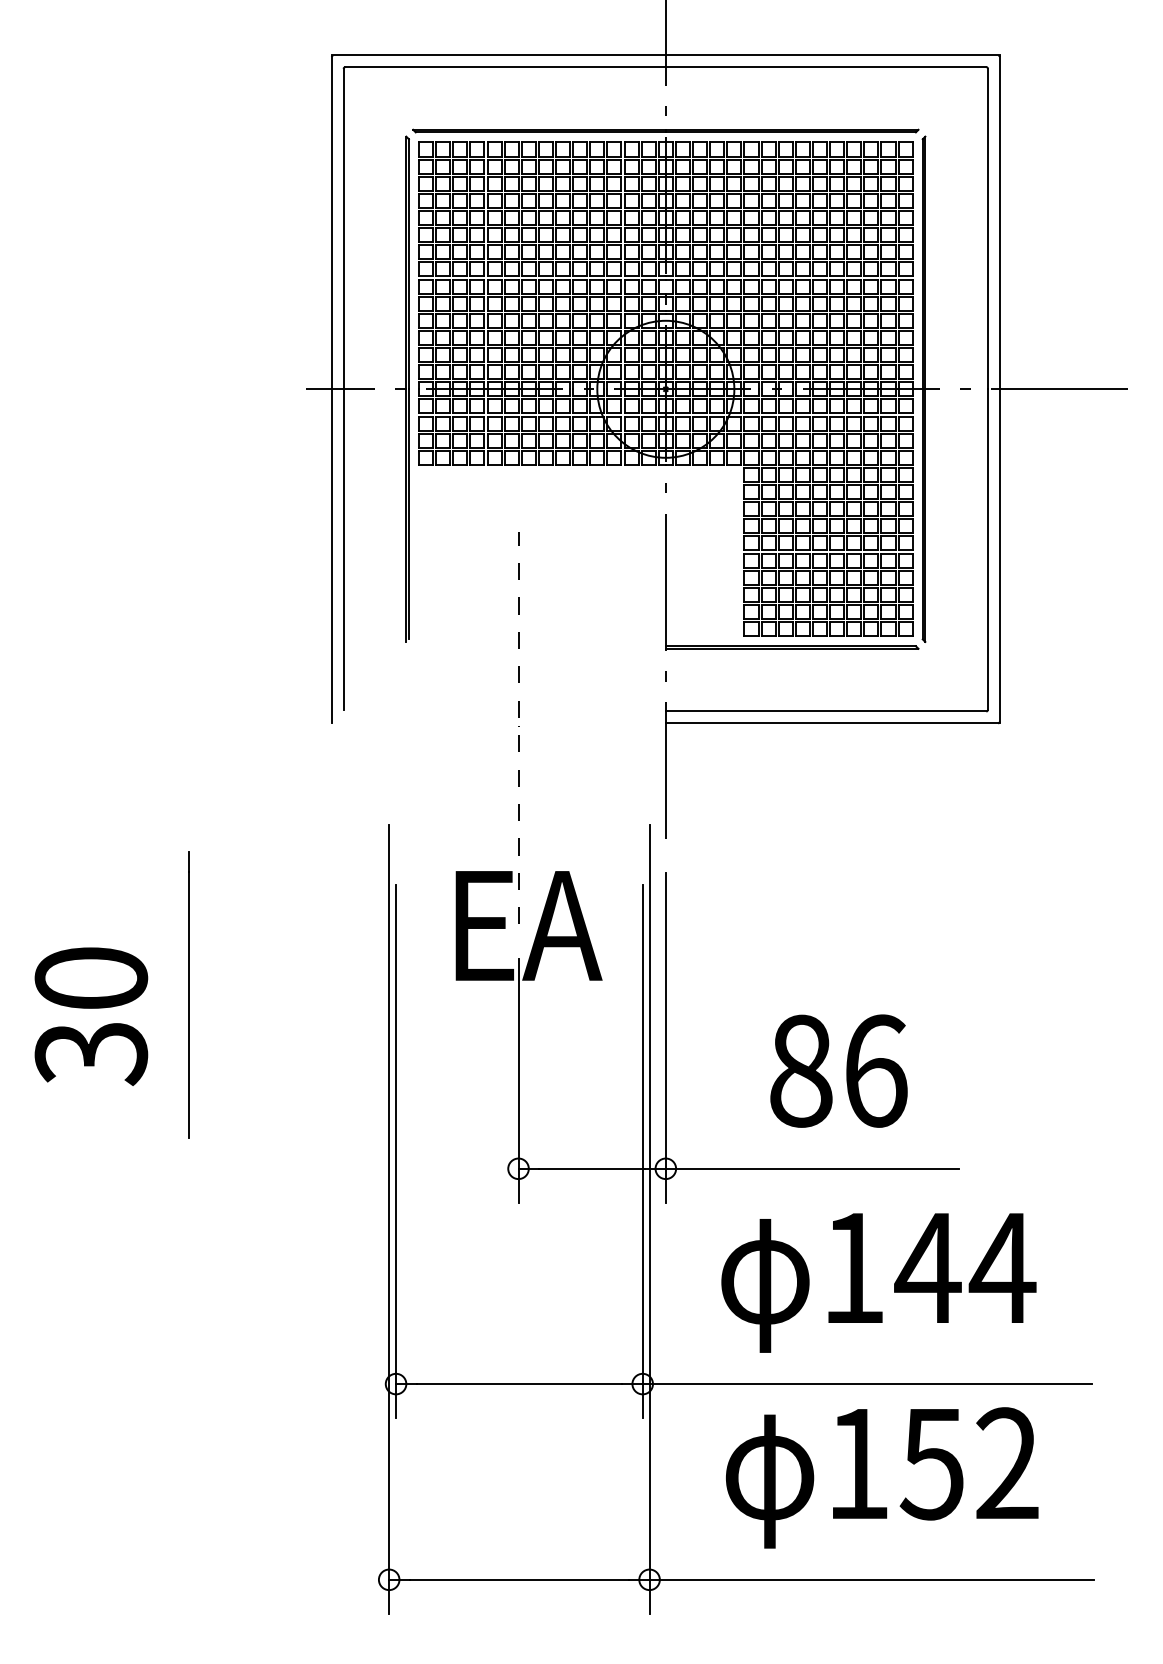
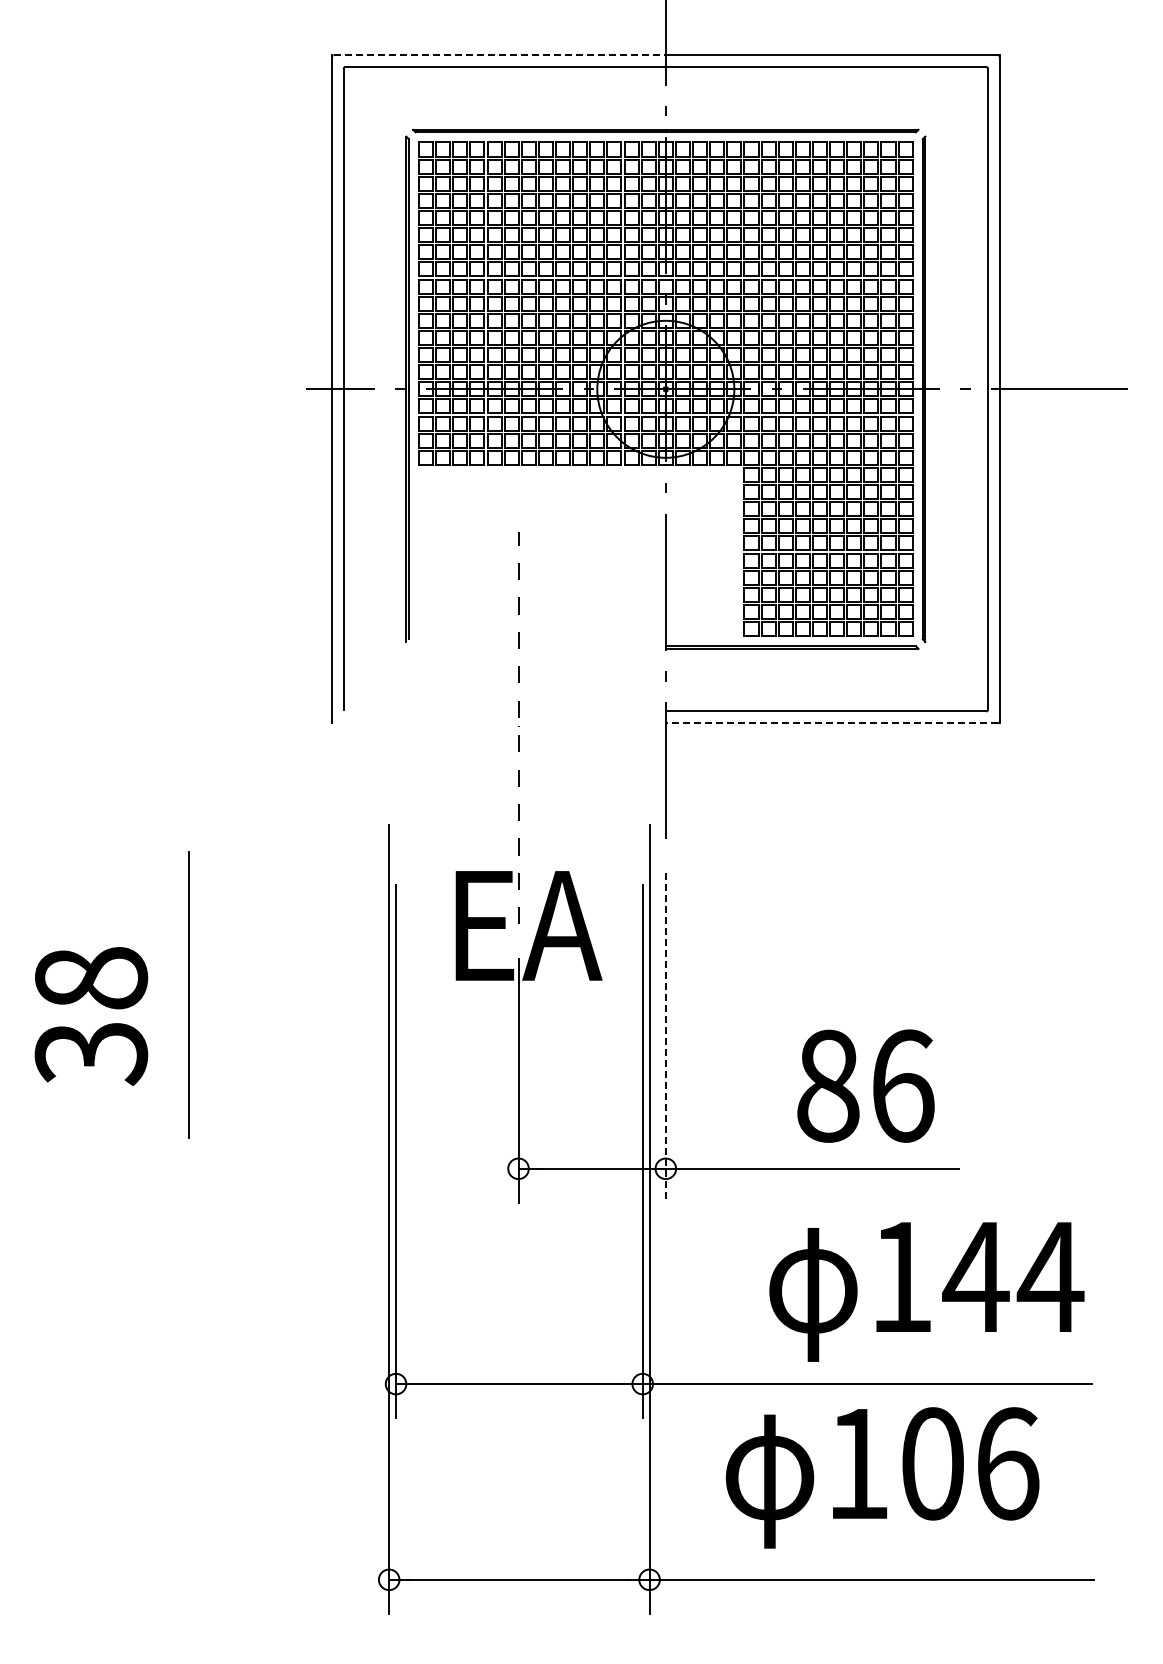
line: solid -> dashed (500, 55)
line: solid -> dashed (831, 723)
text: 30 -> 38 (90, 978)
line: solid -> dashed (665, 1038)
text position: (838, 1070) -> (865, 1085) (865, 1085)
text position: (878, 1282) -> (926, 1291) (926, 1291)
text: 152 -> 106 (969, 1463)
